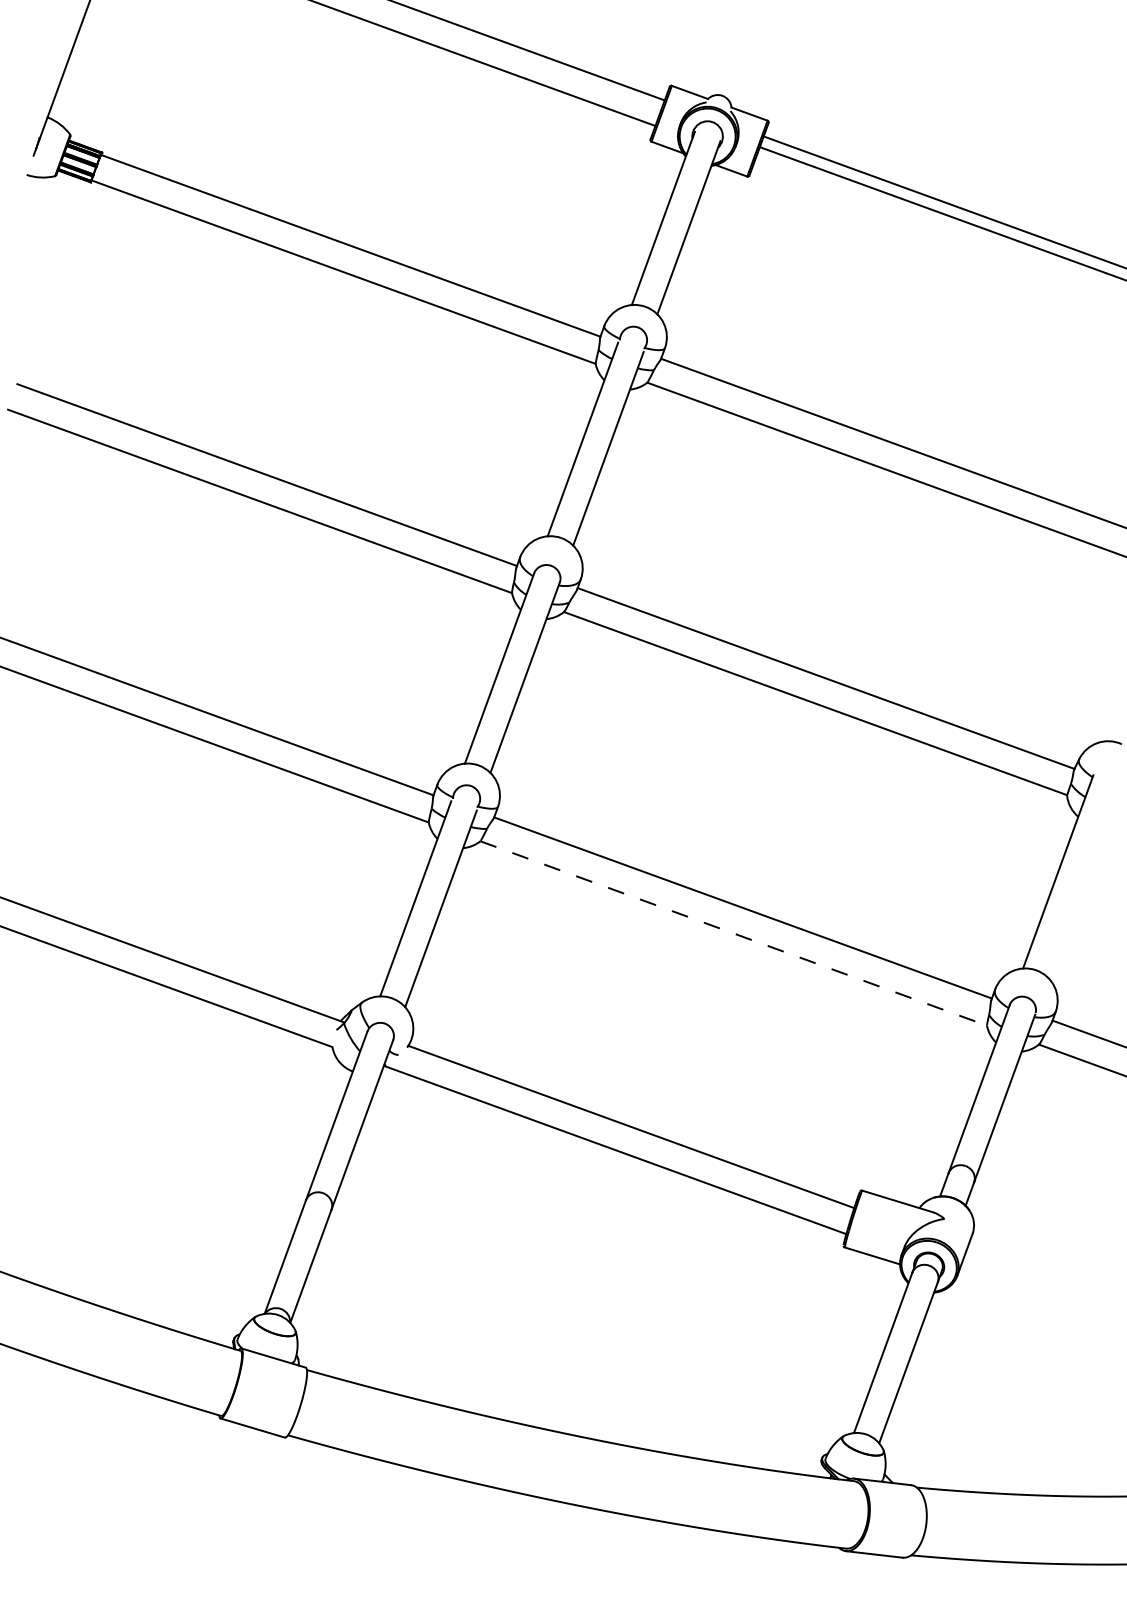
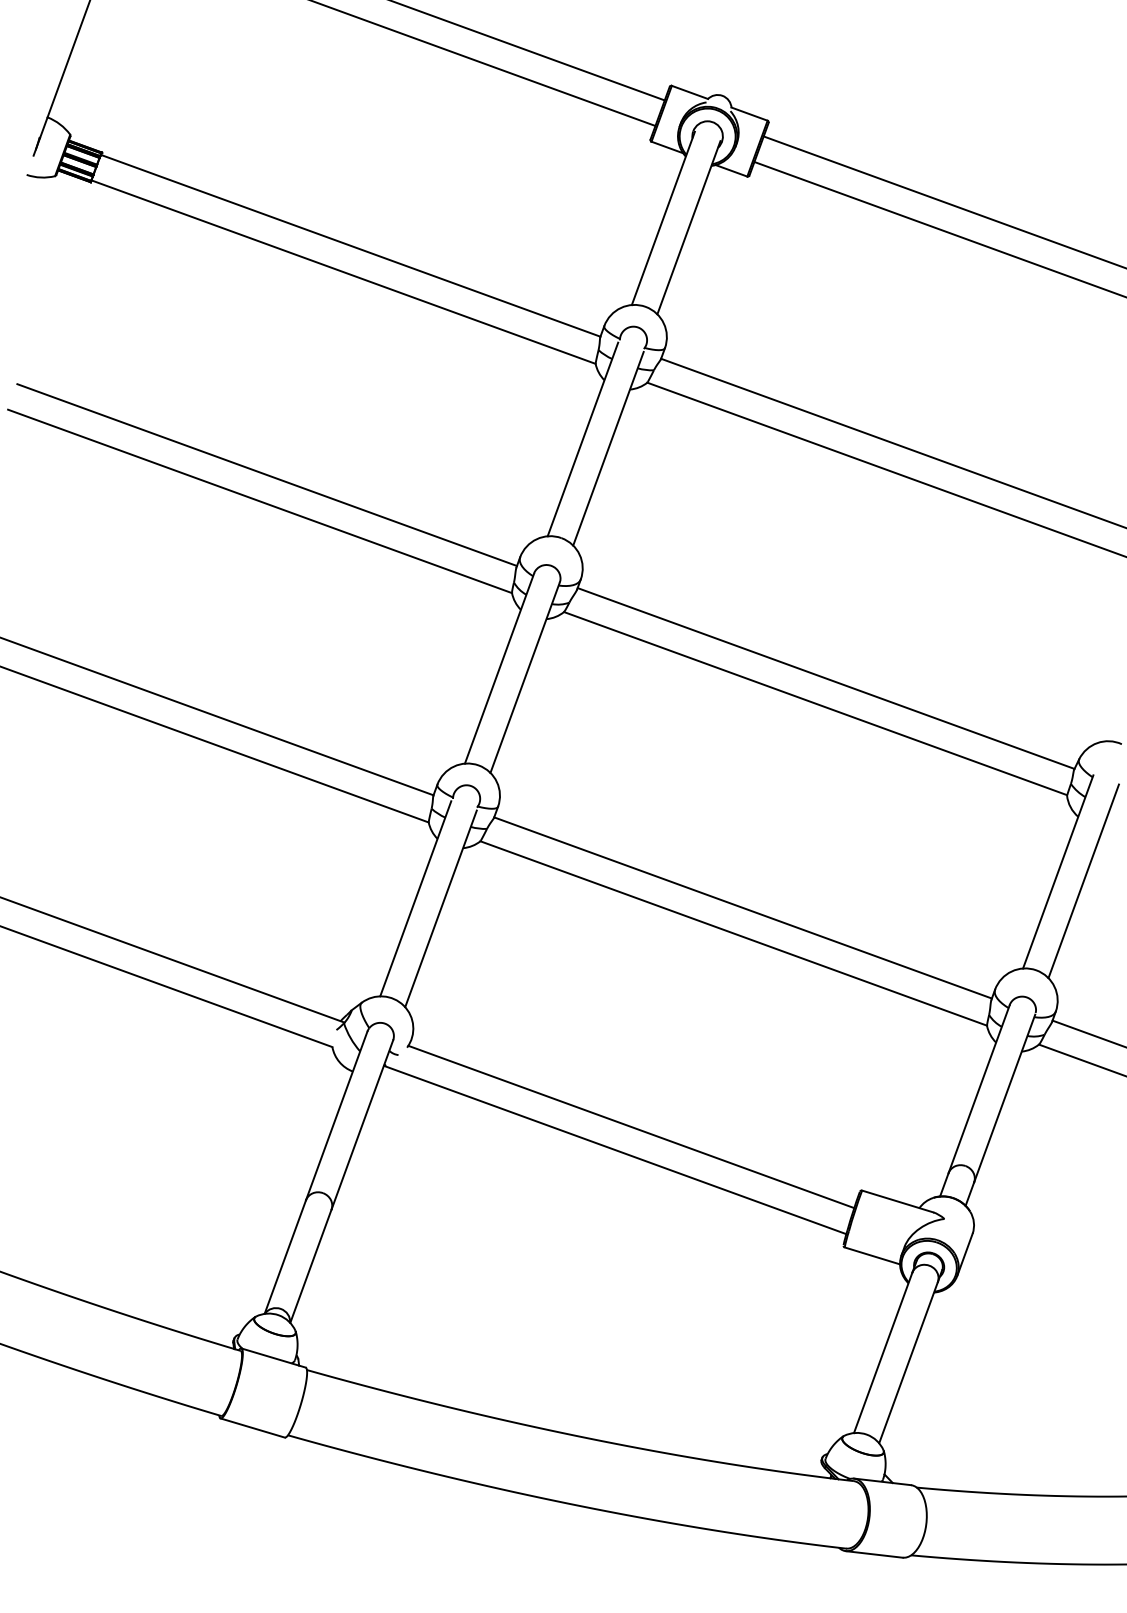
line position: (941, 213) -> (938, 229) (938, 229)
line: none -> present (1083, 881)
line: dashed -> solid (733, 933)
